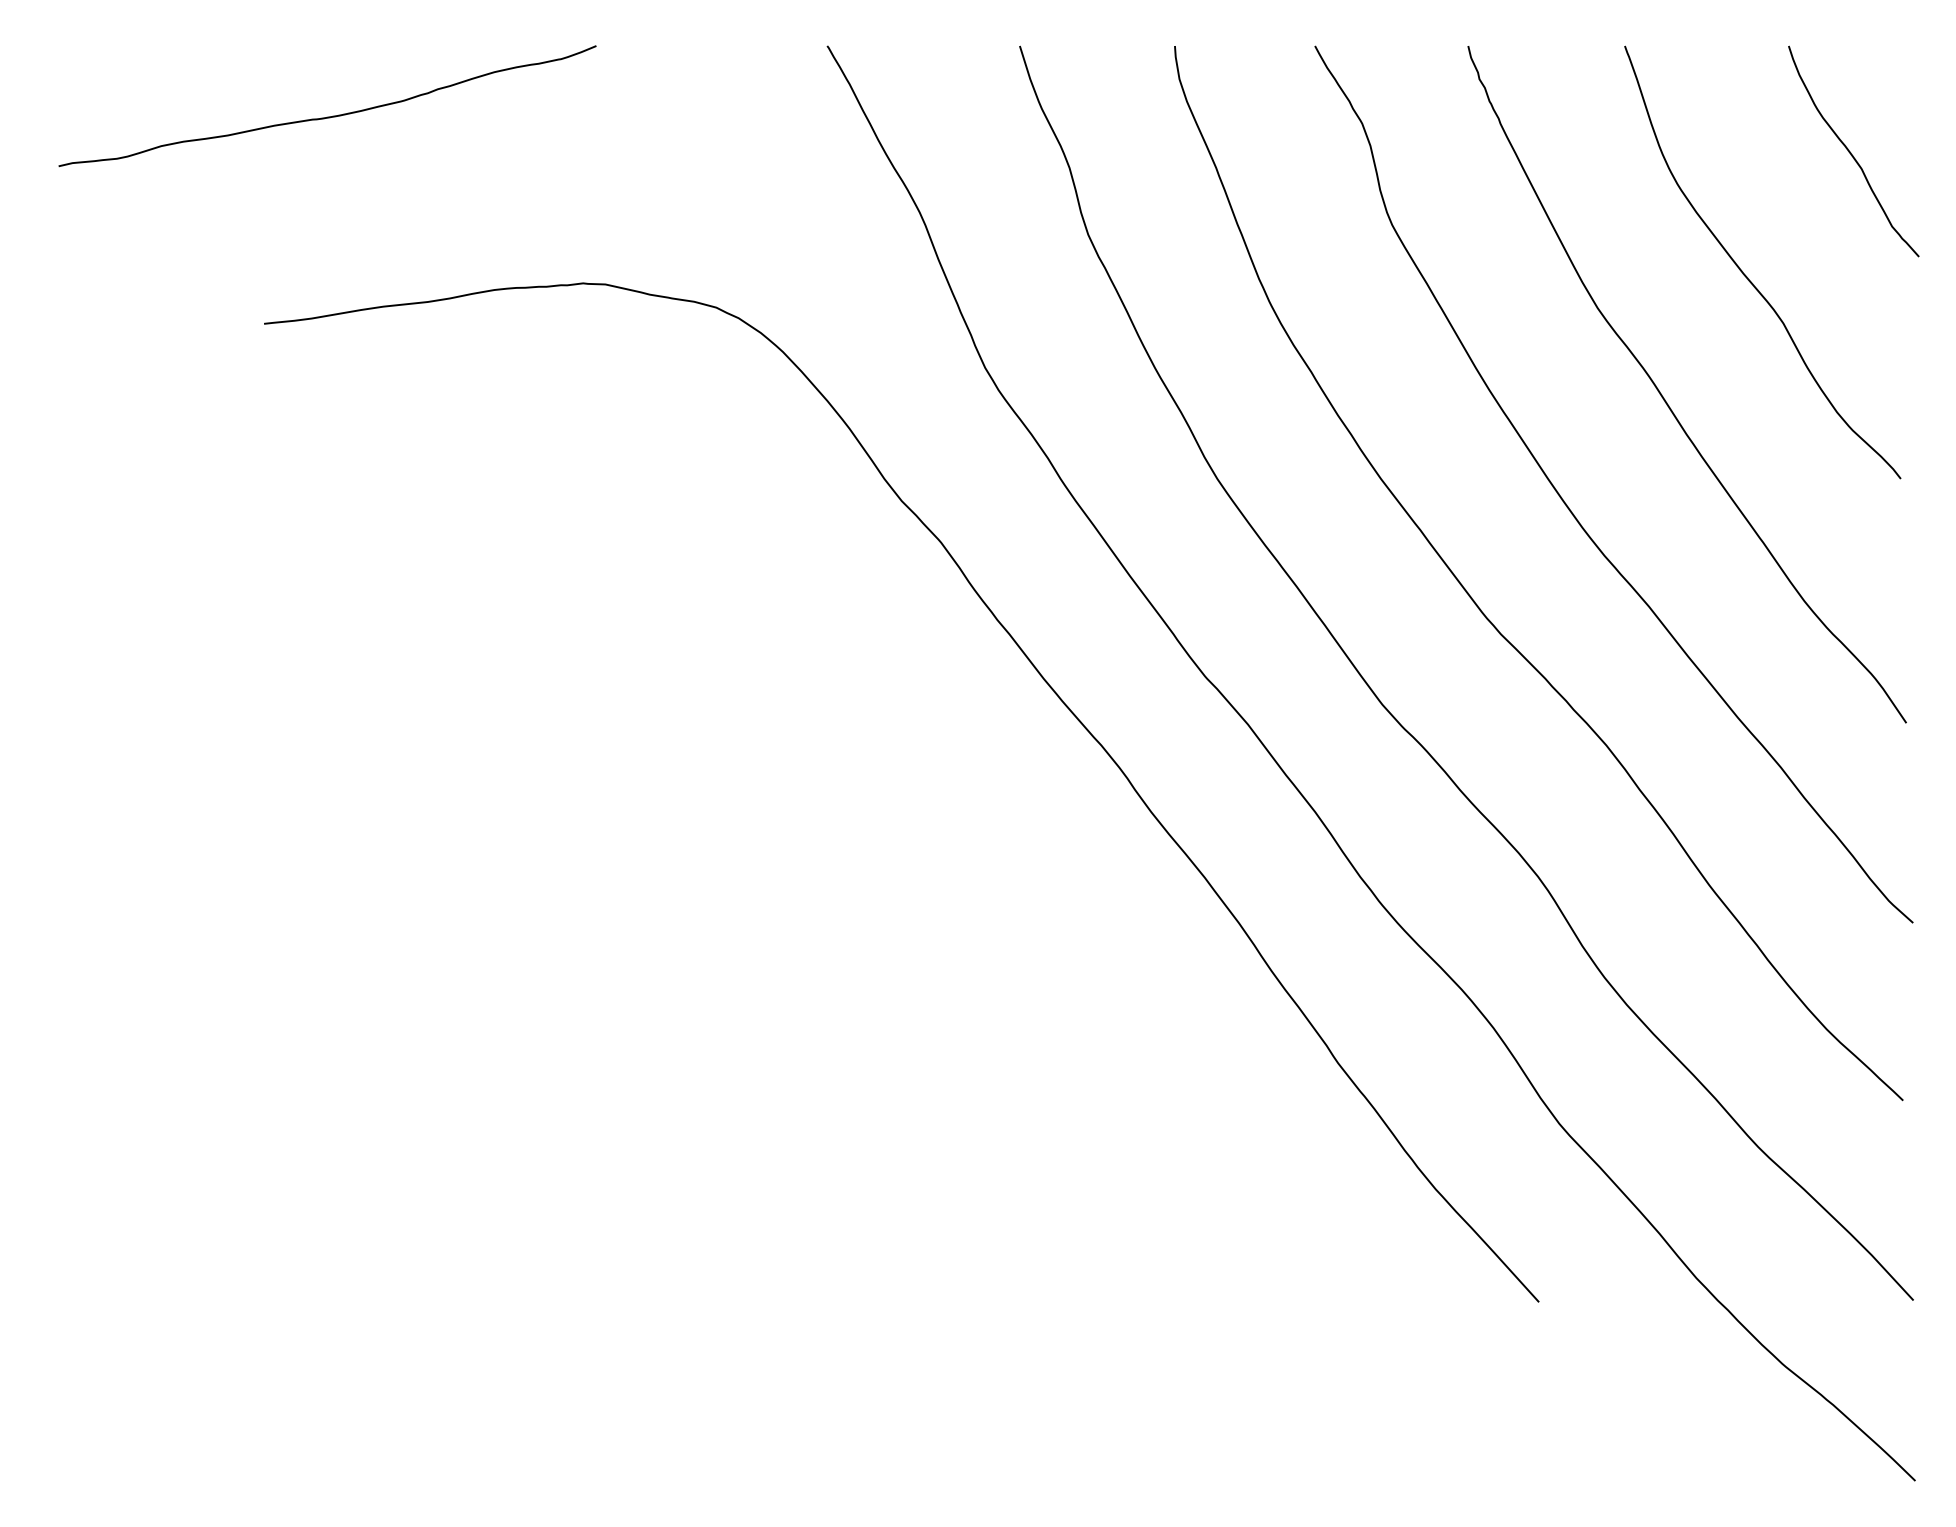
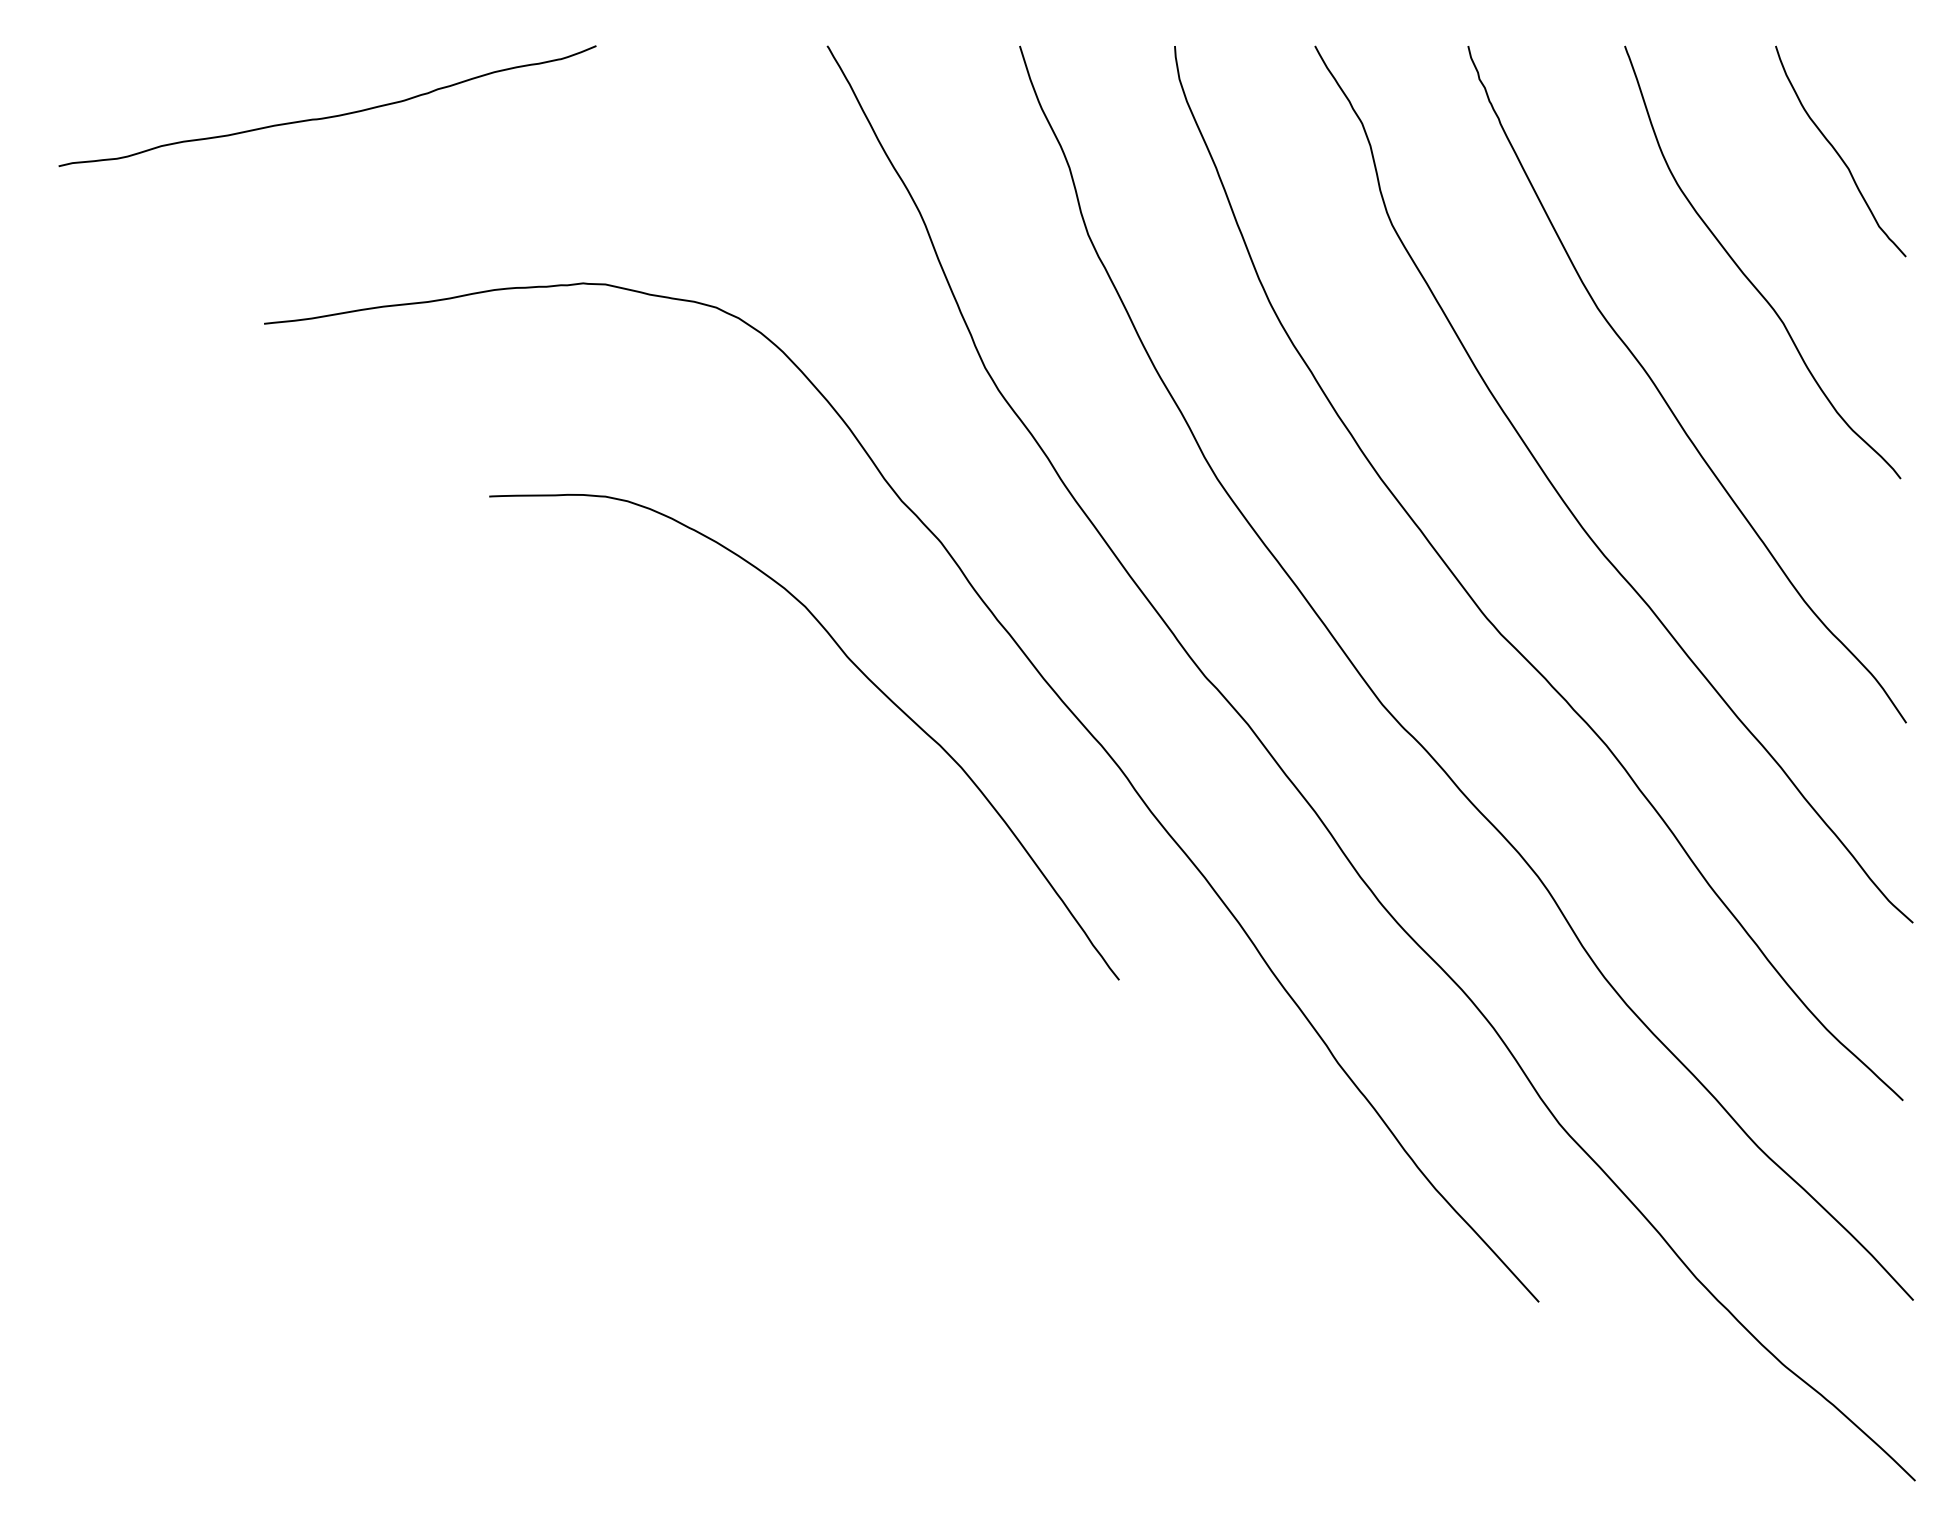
curve position: (1851, 152) -> (1838, 152) (1838, 152)
curve: none -> present (864, 676)
